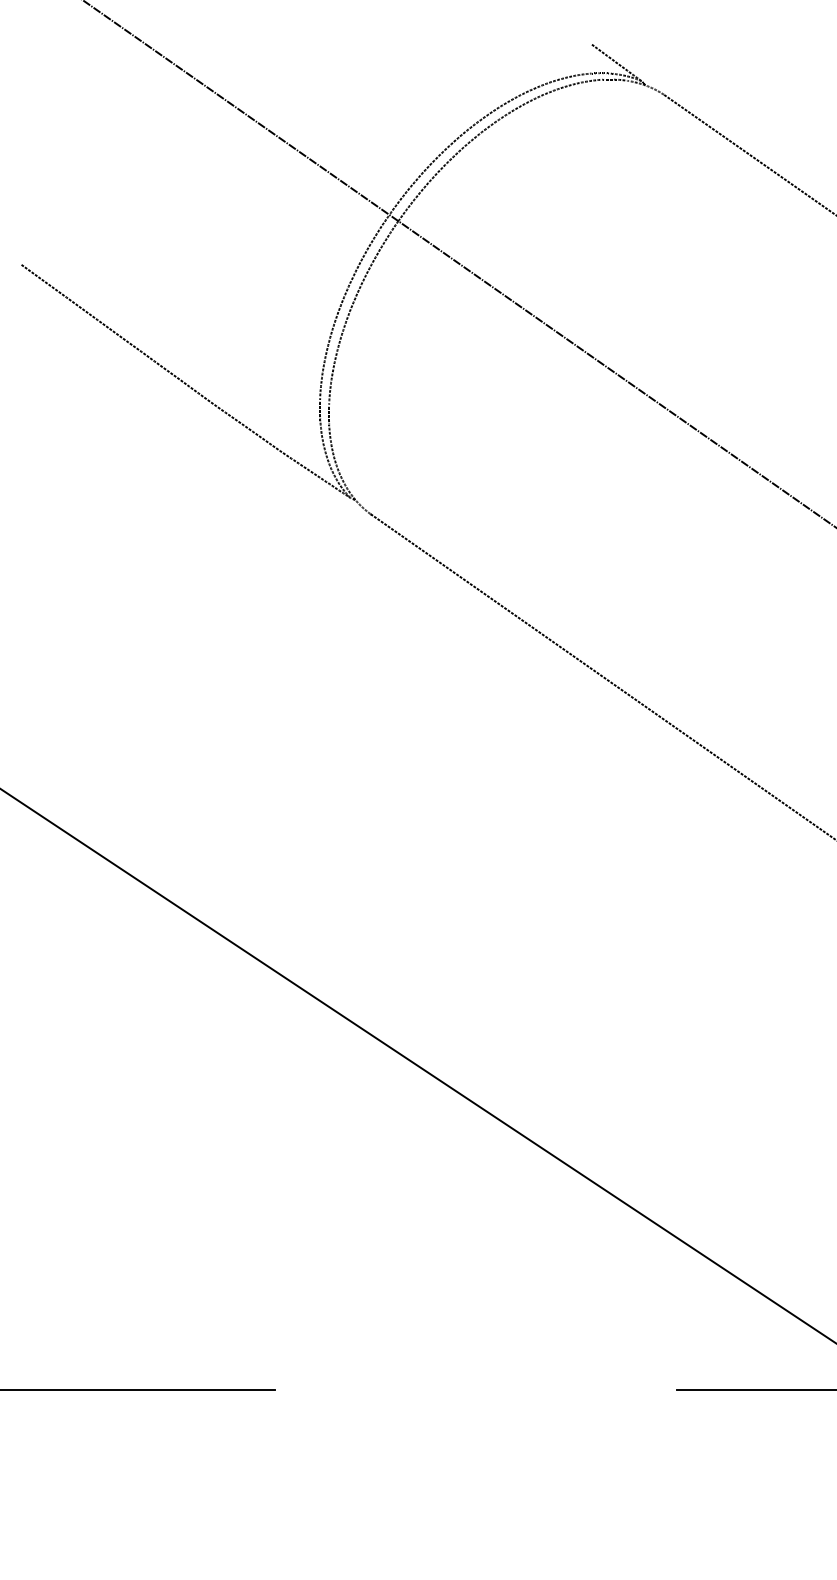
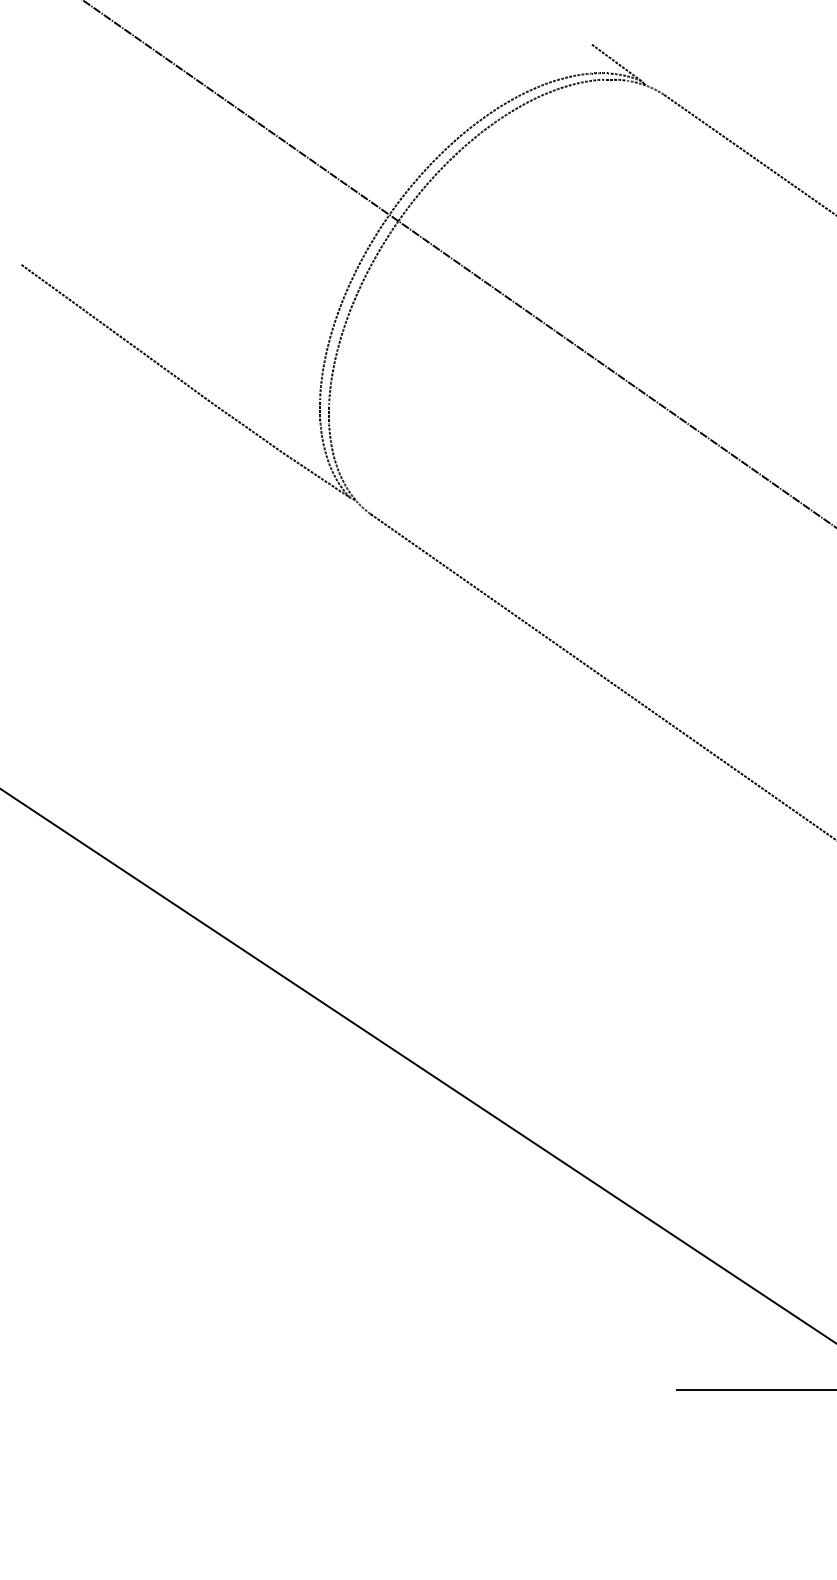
line: present -> none (138, 1390)
